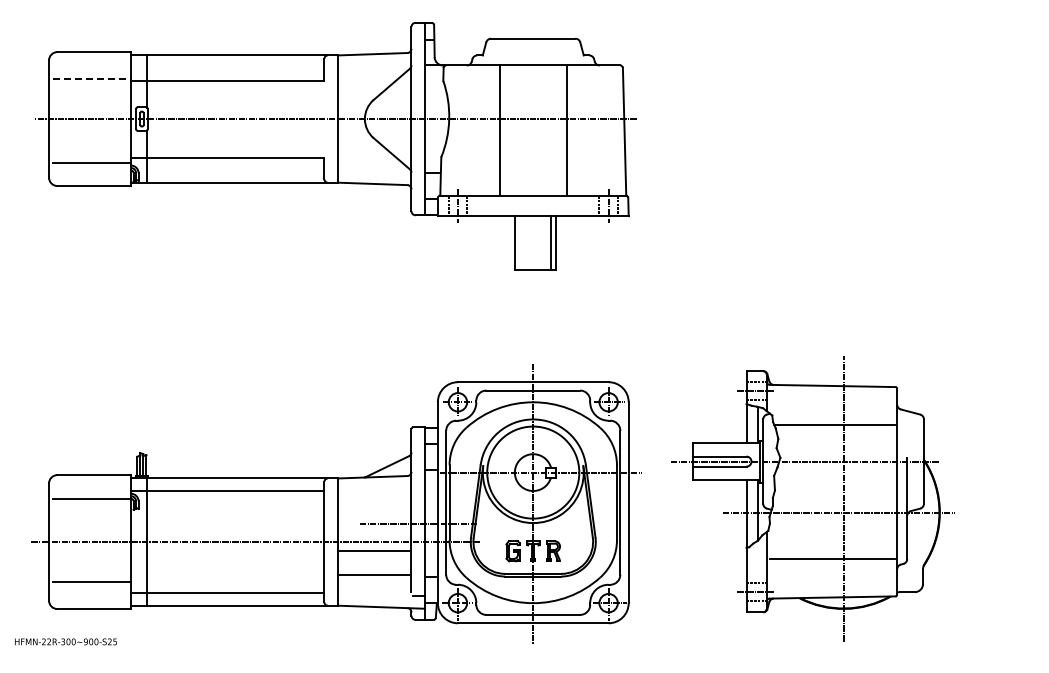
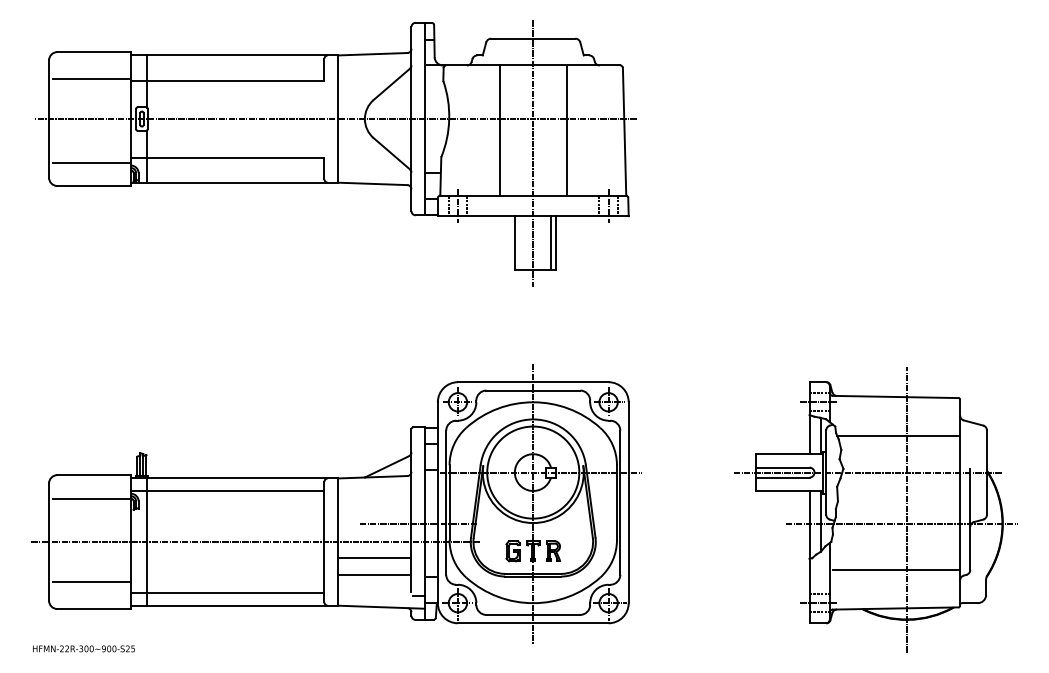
line: dashed -> solid (92, 78)
line: none -> present (533, 153)
part position: (812, 498) -> (875, 509) (875, 509)
line position: (374, 550) -> (374, 557) (374, 557)
text position: (65, 641) -> (83, 648) (83, 648)
